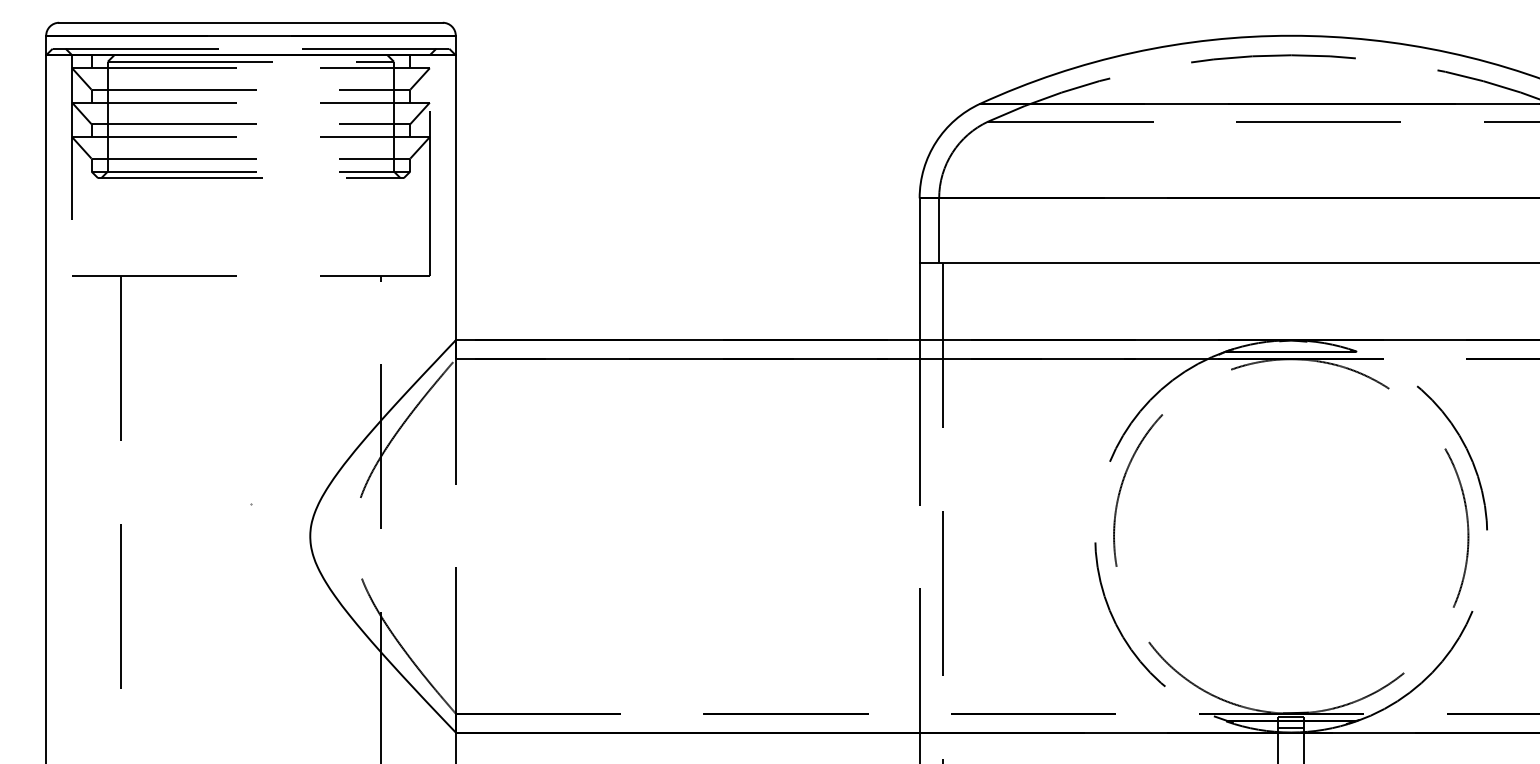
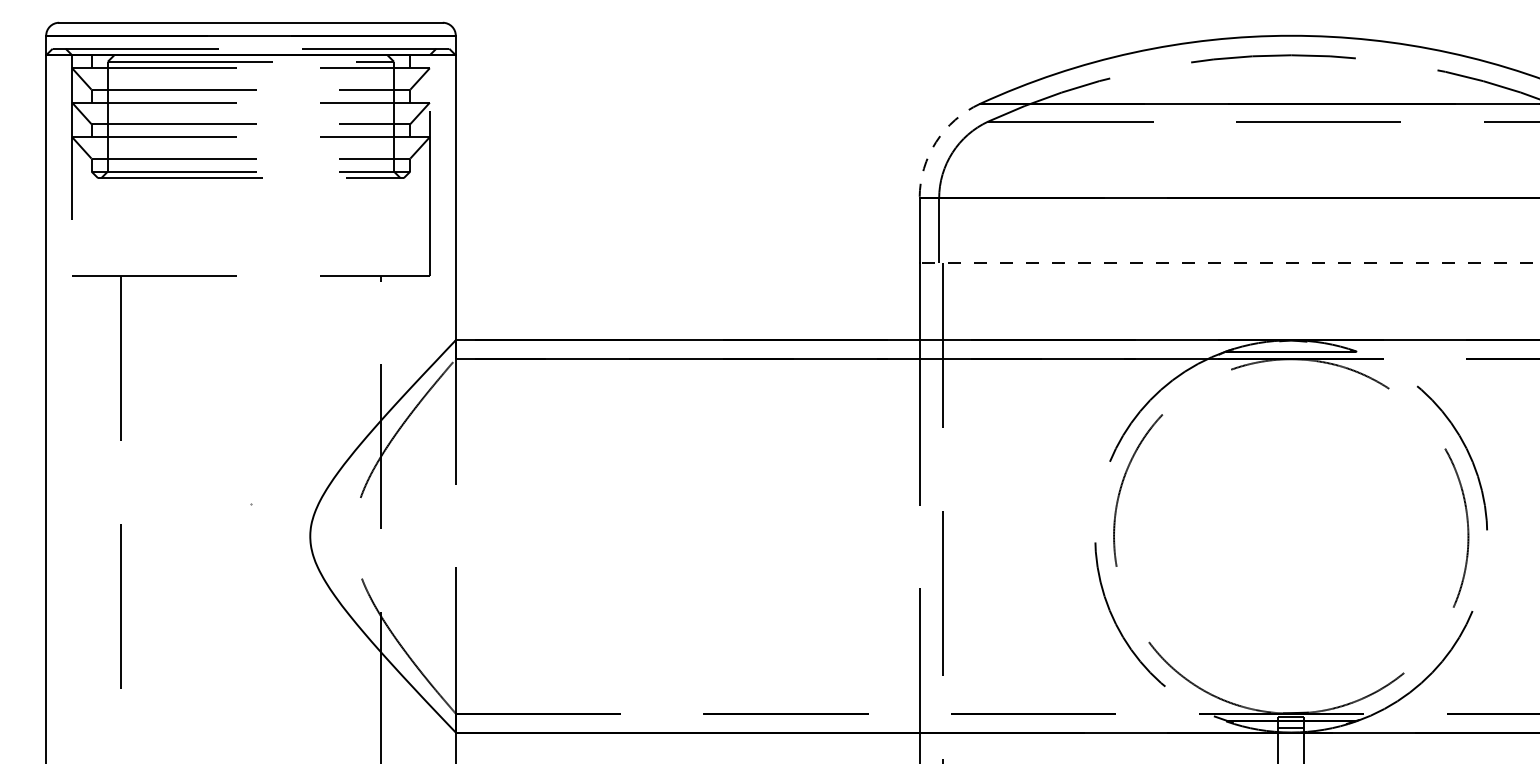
arc: solid -> dashed (936, 142)
line: solid -> dashed (1229, 263)
